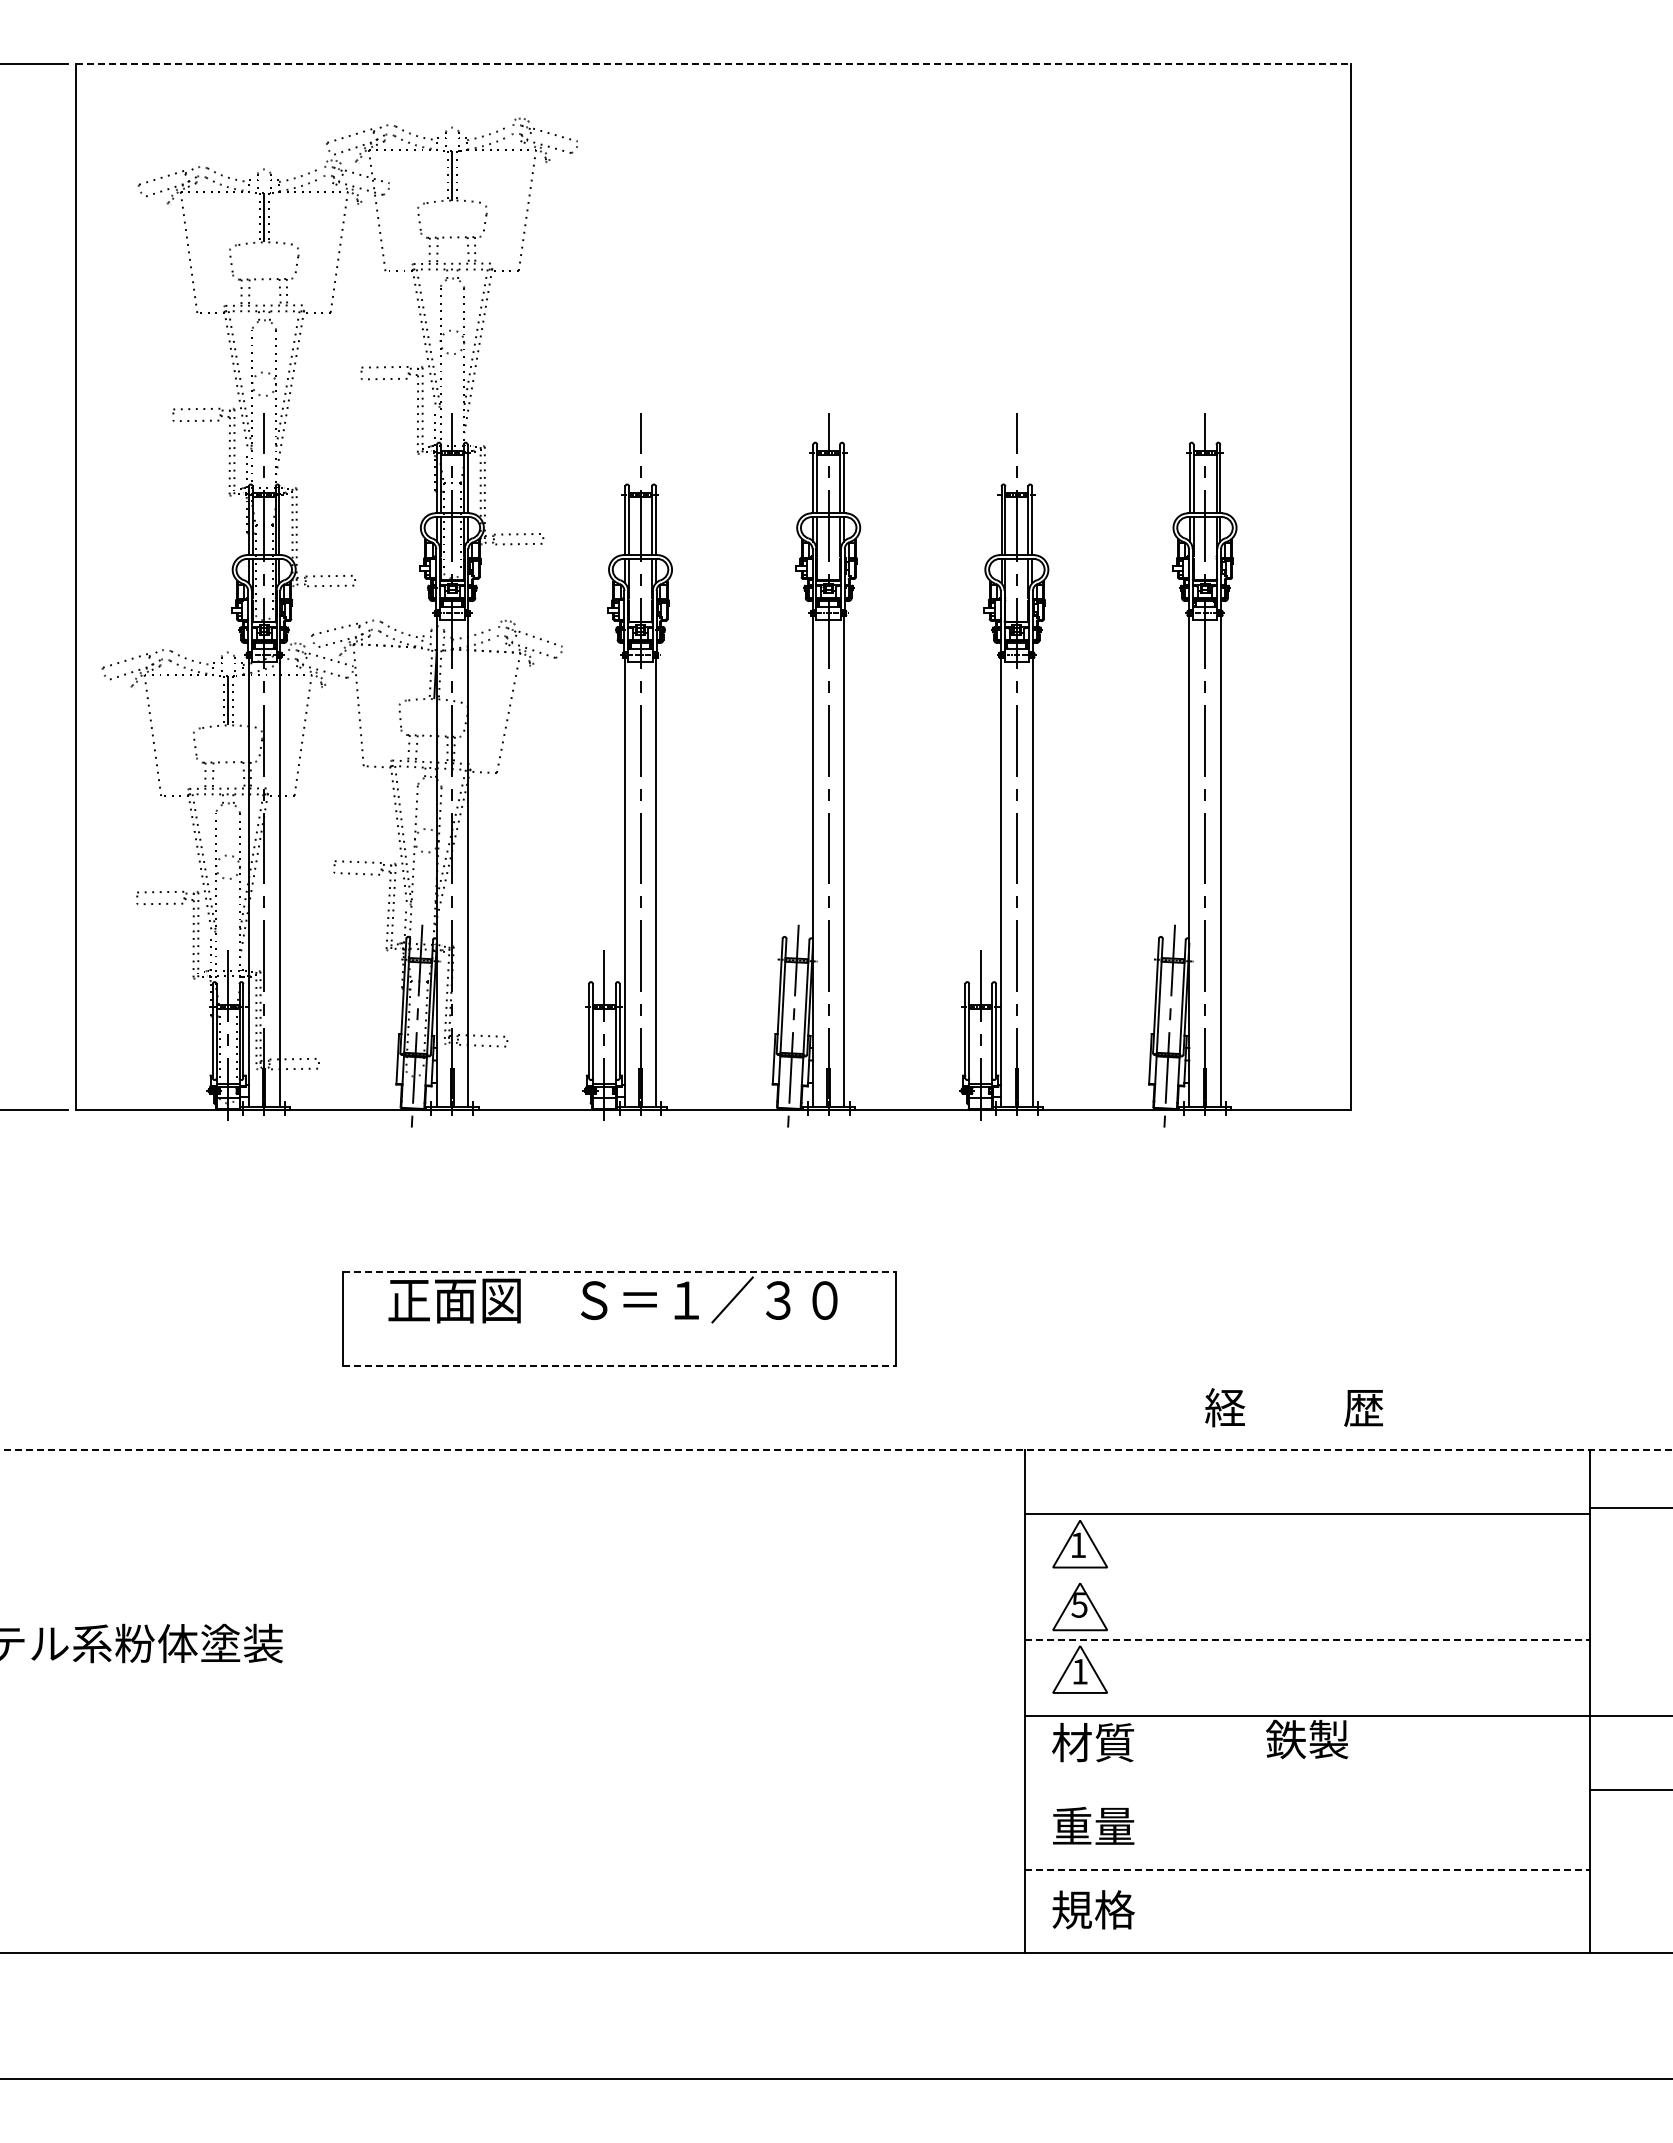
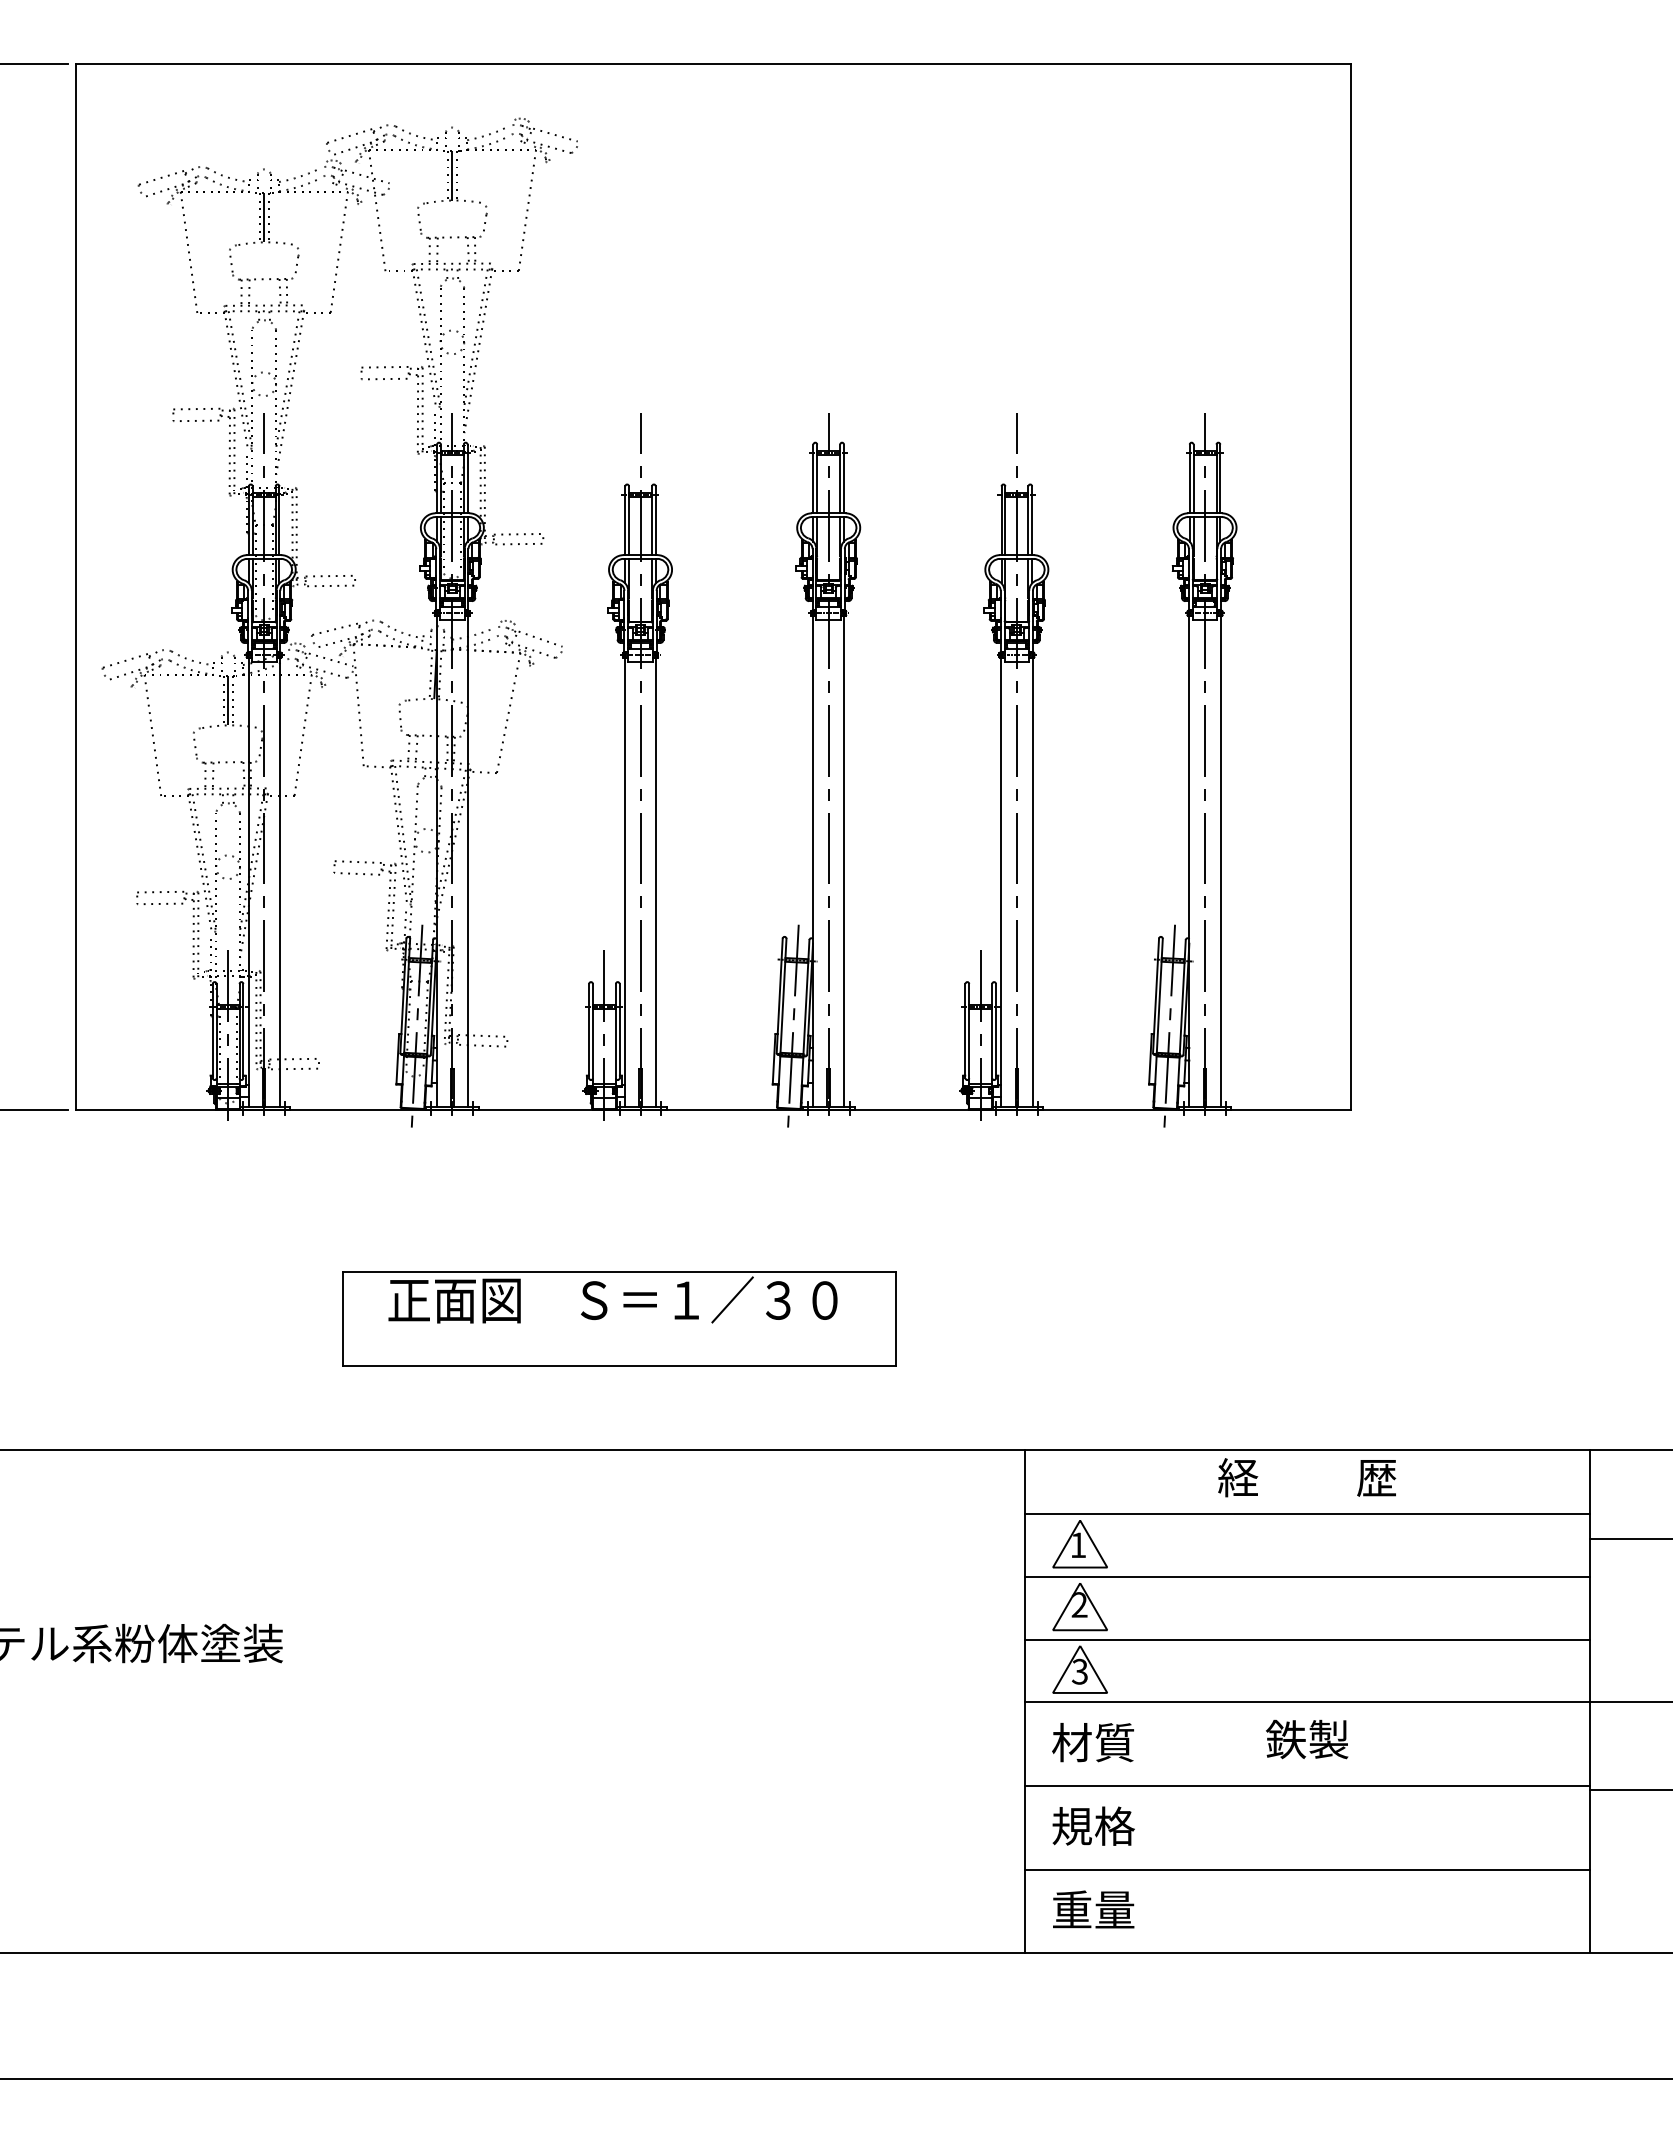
line: dashed -> solid (713, 64)
line: dashed -> solid (619, 1272)
line: dashed -> solid (619, 1366)
text position: (1294, 1407) -> (1307, 1477) (1307, 1477)
line: dashed -> solid (836, 1449)
line position: (1629, 1508) -> (1629, 1539) (1629, 1539)
line: none -> present (1307, 1576)
text: 5 -> 2 (1079, 1604)
line: dashed -> solid (1308, 1639)
text: 1 -> 3 (1079, 1671)
line position: (1347, 1716) -> (1347, 1702) (1347, 1702)
line: none -> present (1307, 1786)
text: 重量 -> 規格 (1093, 1825)
line: dashed -> solid (1308, 1869)
text: 規格 -> 重量 (1093, 1909)
